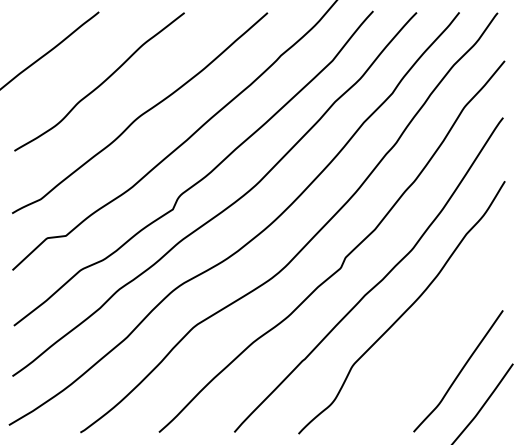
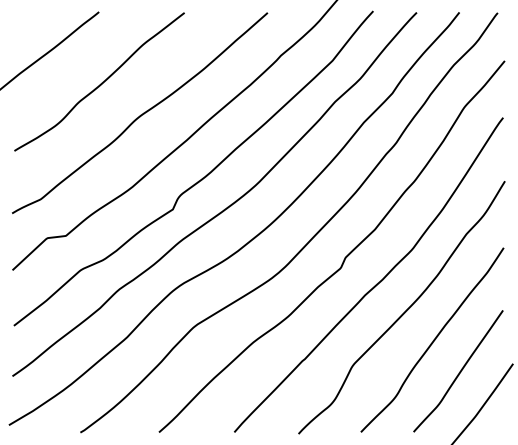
curve: none -> present (433, 339)
